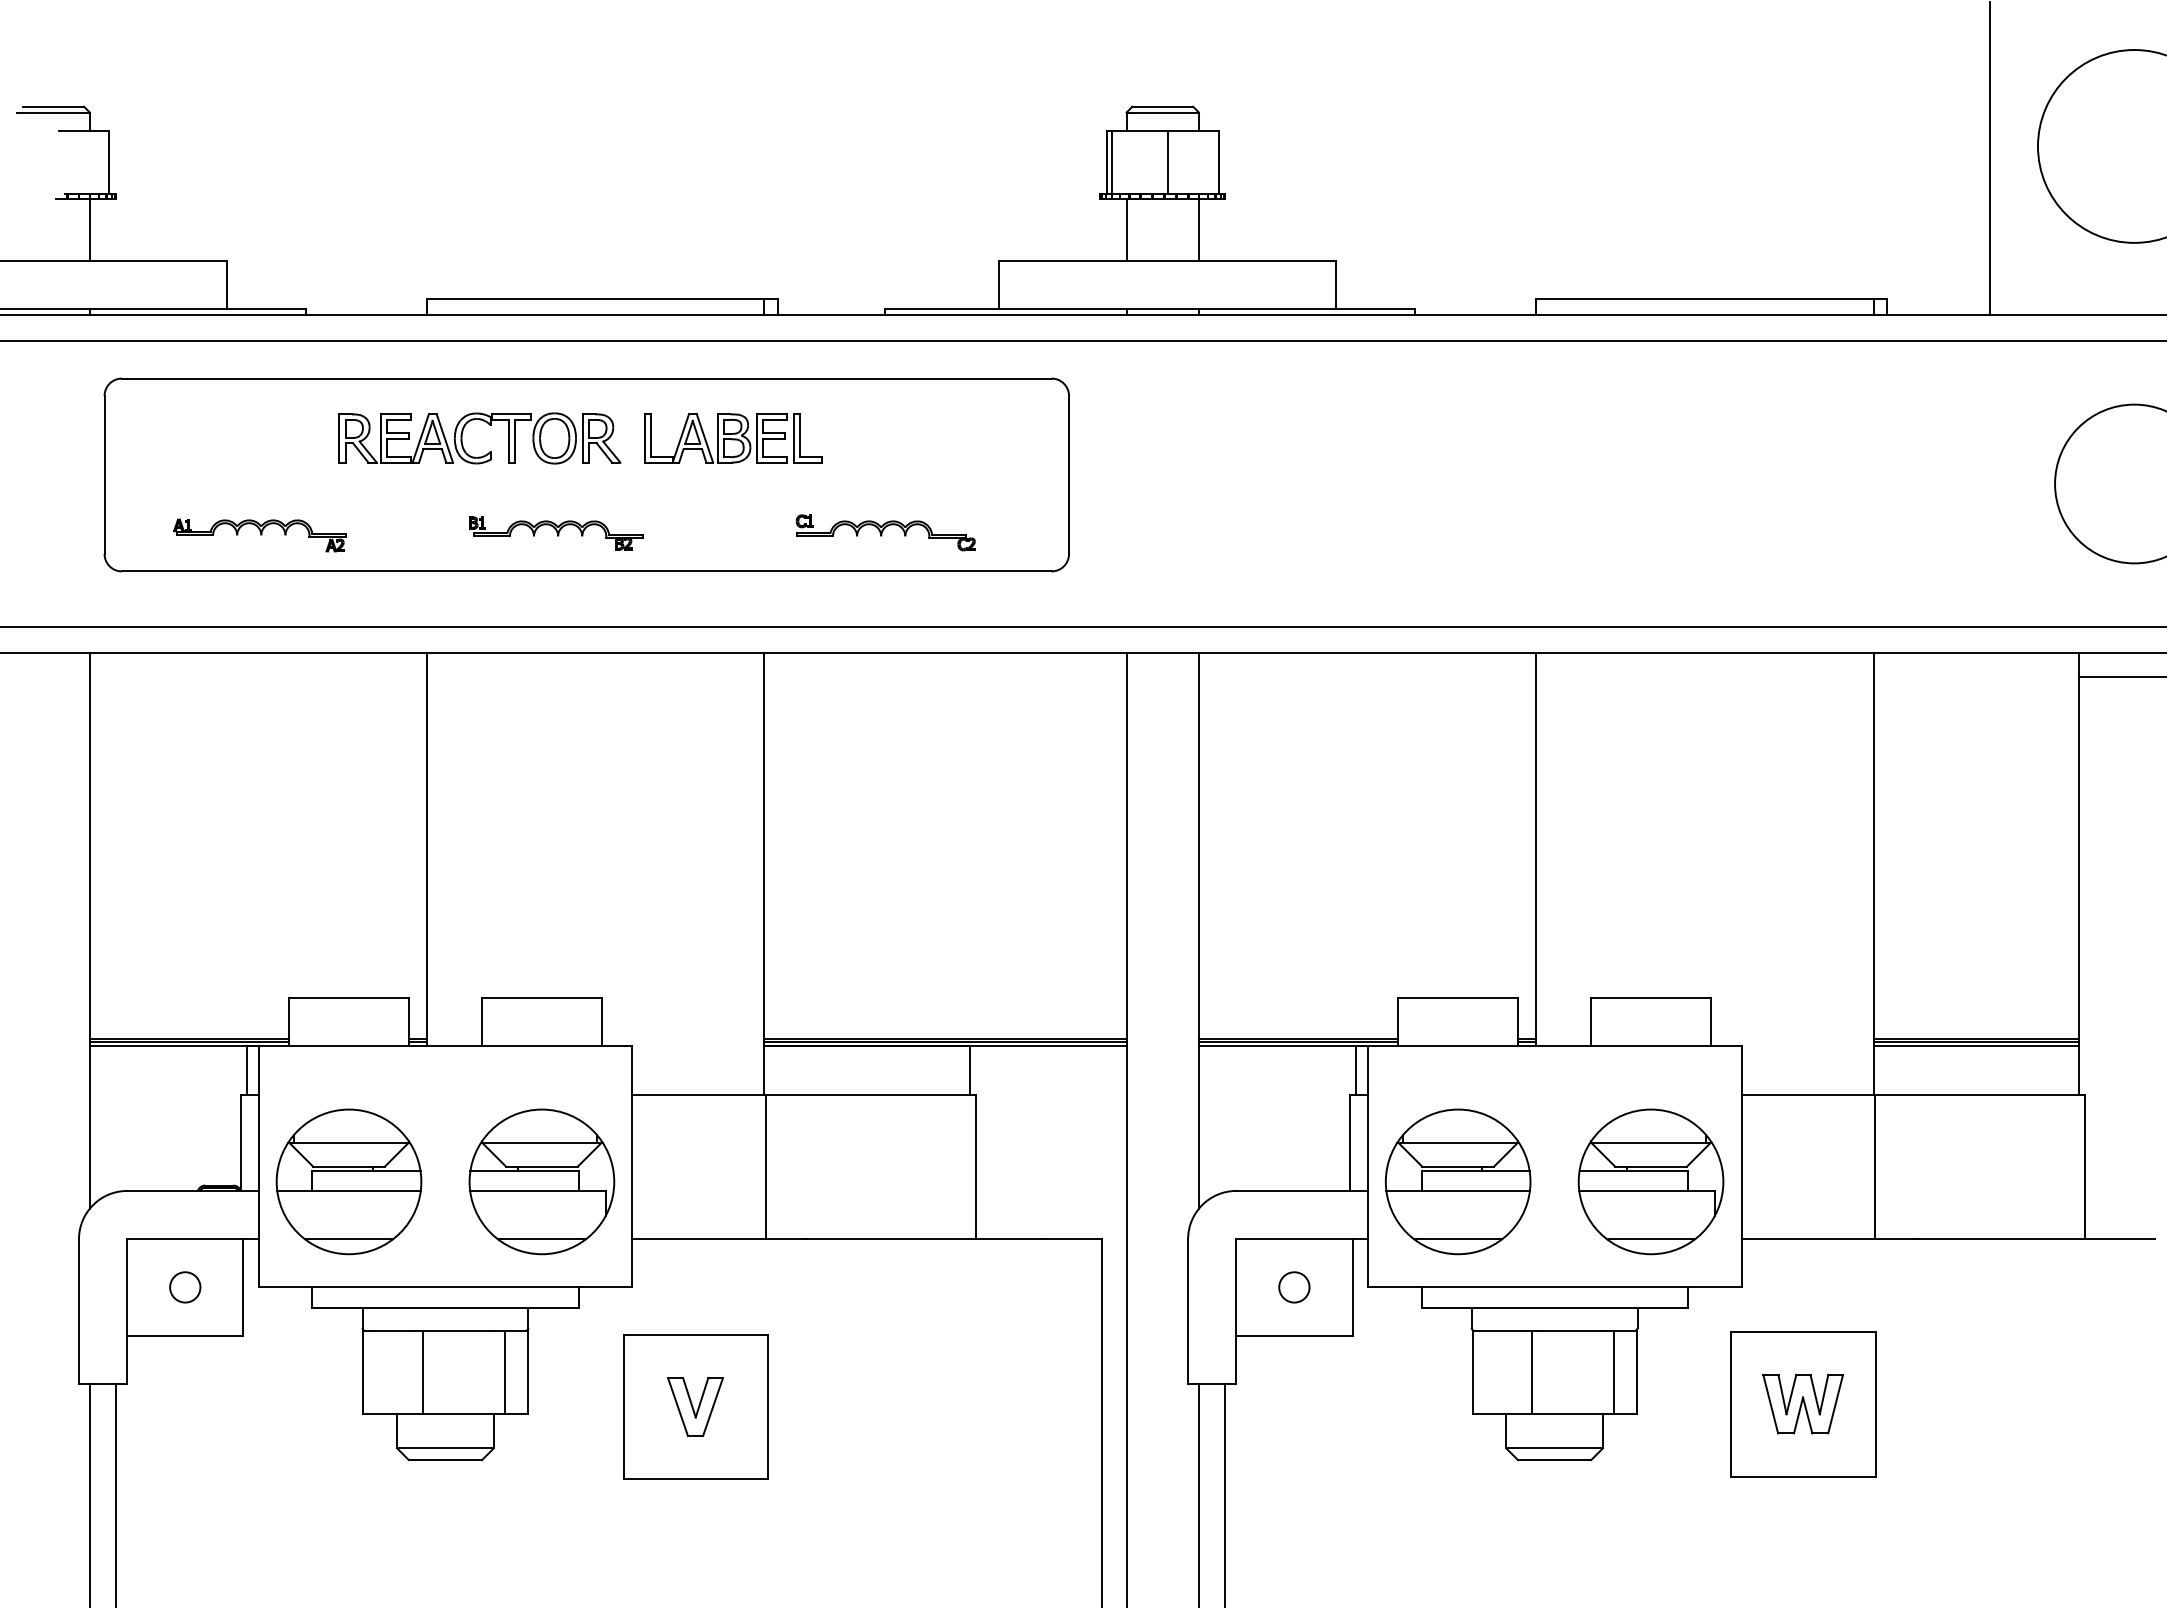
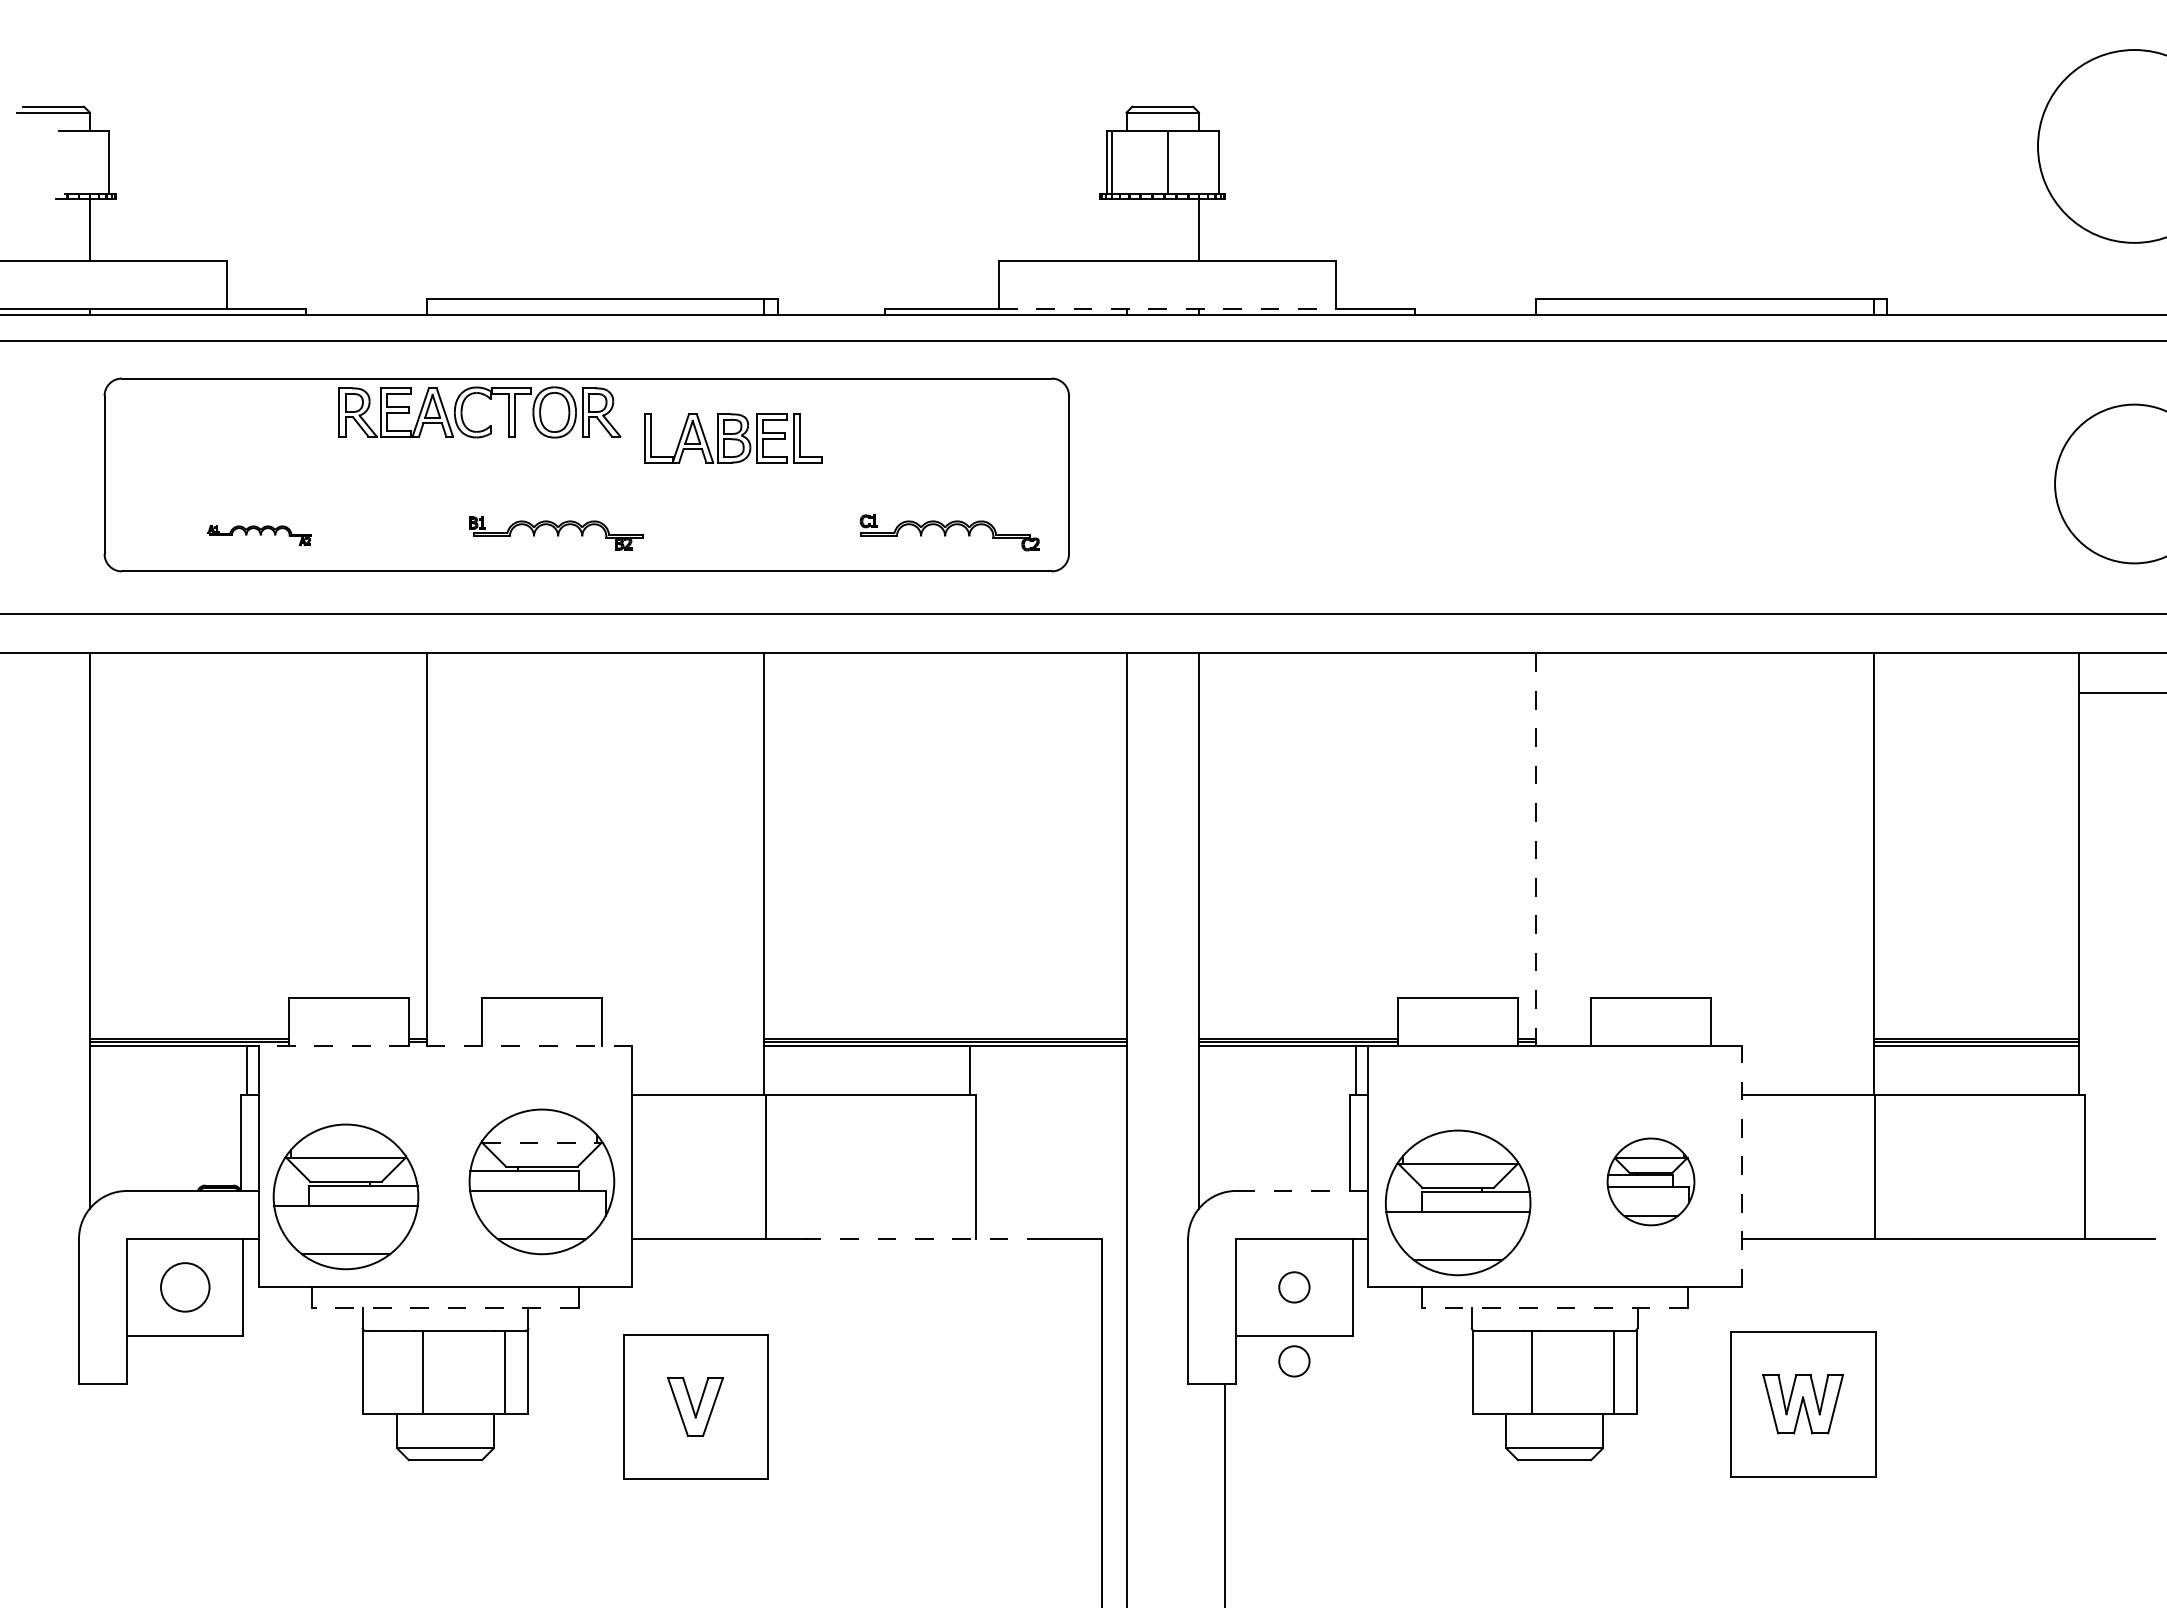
line: present -> none (1989, 158)
line: present -> none (1126, 230)
line: solid -> dashed (1167, 309)
part position: (489, 425) -> (489, 399) (489, 399)
part position: (885, 532) -> (949, 532) (949, 532)
part size: 174x35 px -> 105x21 px (259, 535)
line position: (1082, 626) -> (1082, 613) (1082, 613)
line position: (2121, 676) -> (2121, 692) (2121, 692)
line: solid -> dashed (1536, 849)
line: solid -> dashed (445, 1046)
line: solid -> dashed (539, 1142)
line: solid -> dashed (1741, 1166)
part position: (348, 1181) -> (345, 1196) (345, 1196)
part position: (1458, 1181) -> (1458, 1202) (1458, 1202)
part size: 148x148 px -> 90x90 px (1650, 1181)
line: solid -> dashed (1302, 1190)
line: solid -> dashed (926, 1239)
circle diameter: 30 px -> 49 px (185, 1287)
line: solid -> dashed (444, 1307)
line: solid -> dashed (1554, 1307)
circle: none -> present (1294, 1361)
line: present -> none (89, 1493)
line: present -> none (115, 1493)
line: present -> none (1198, 1493)
